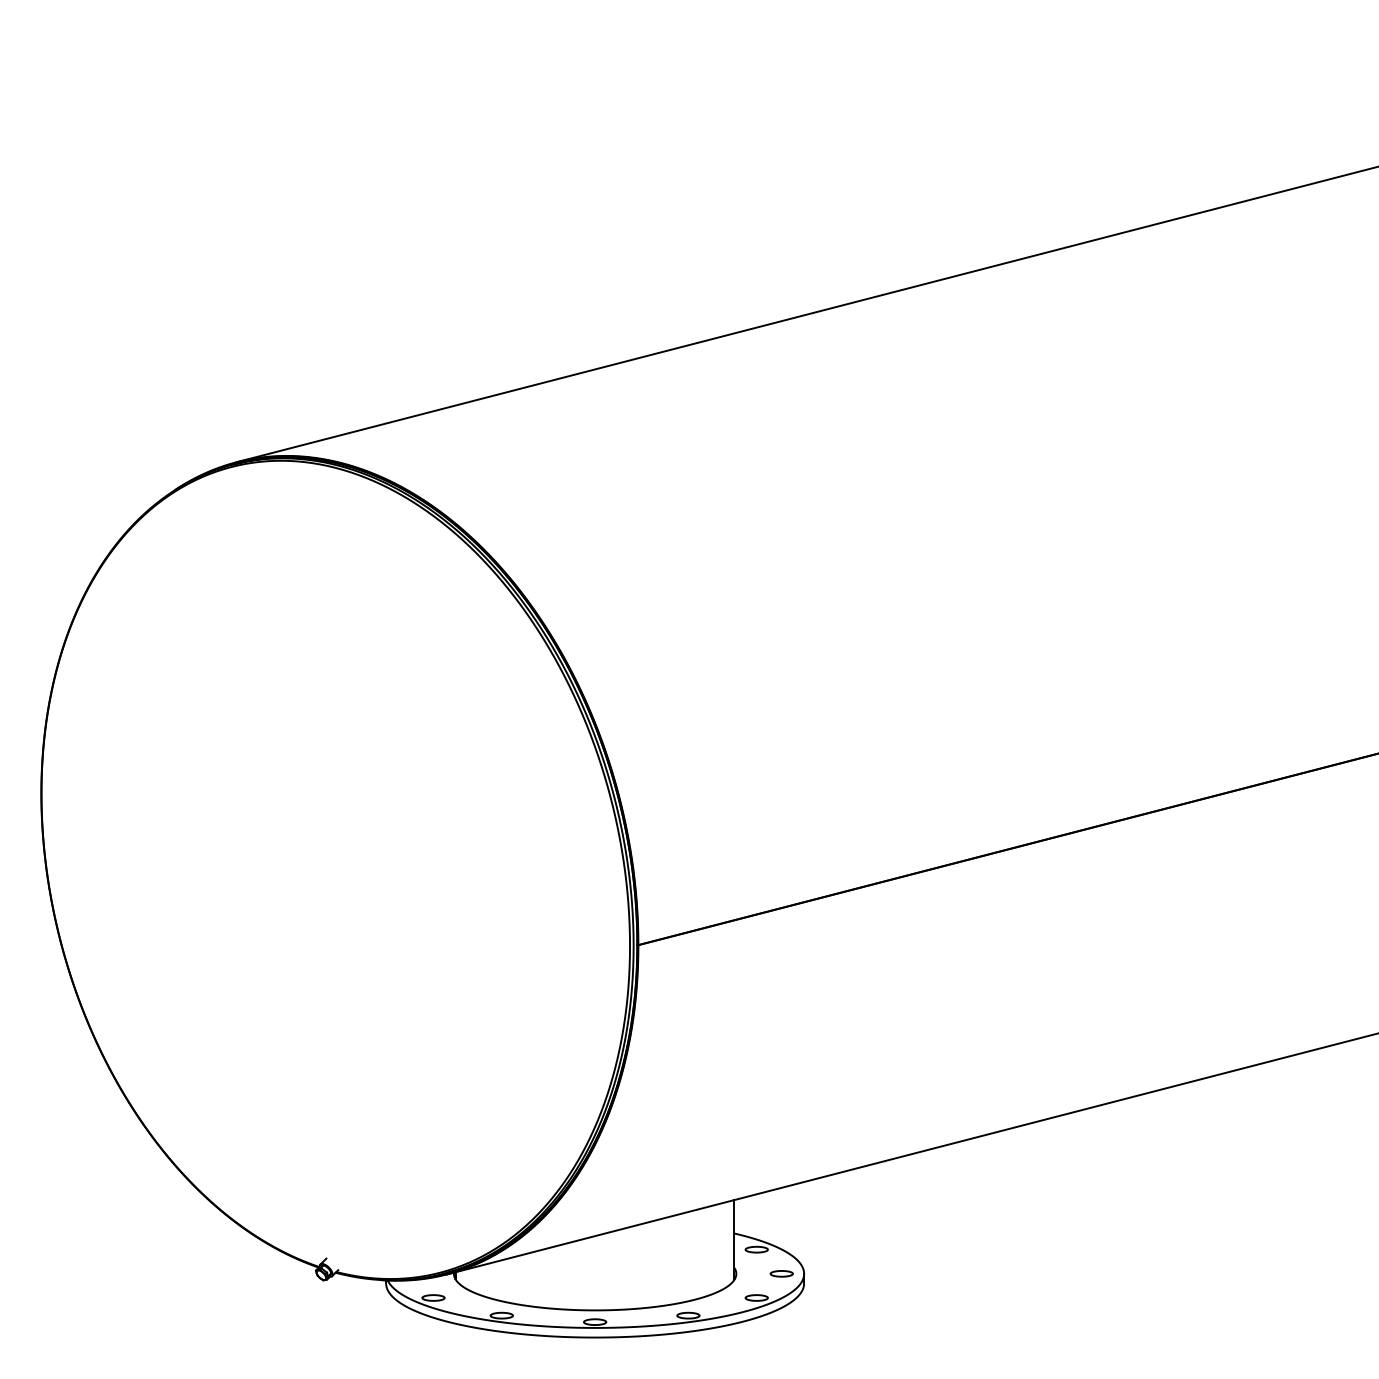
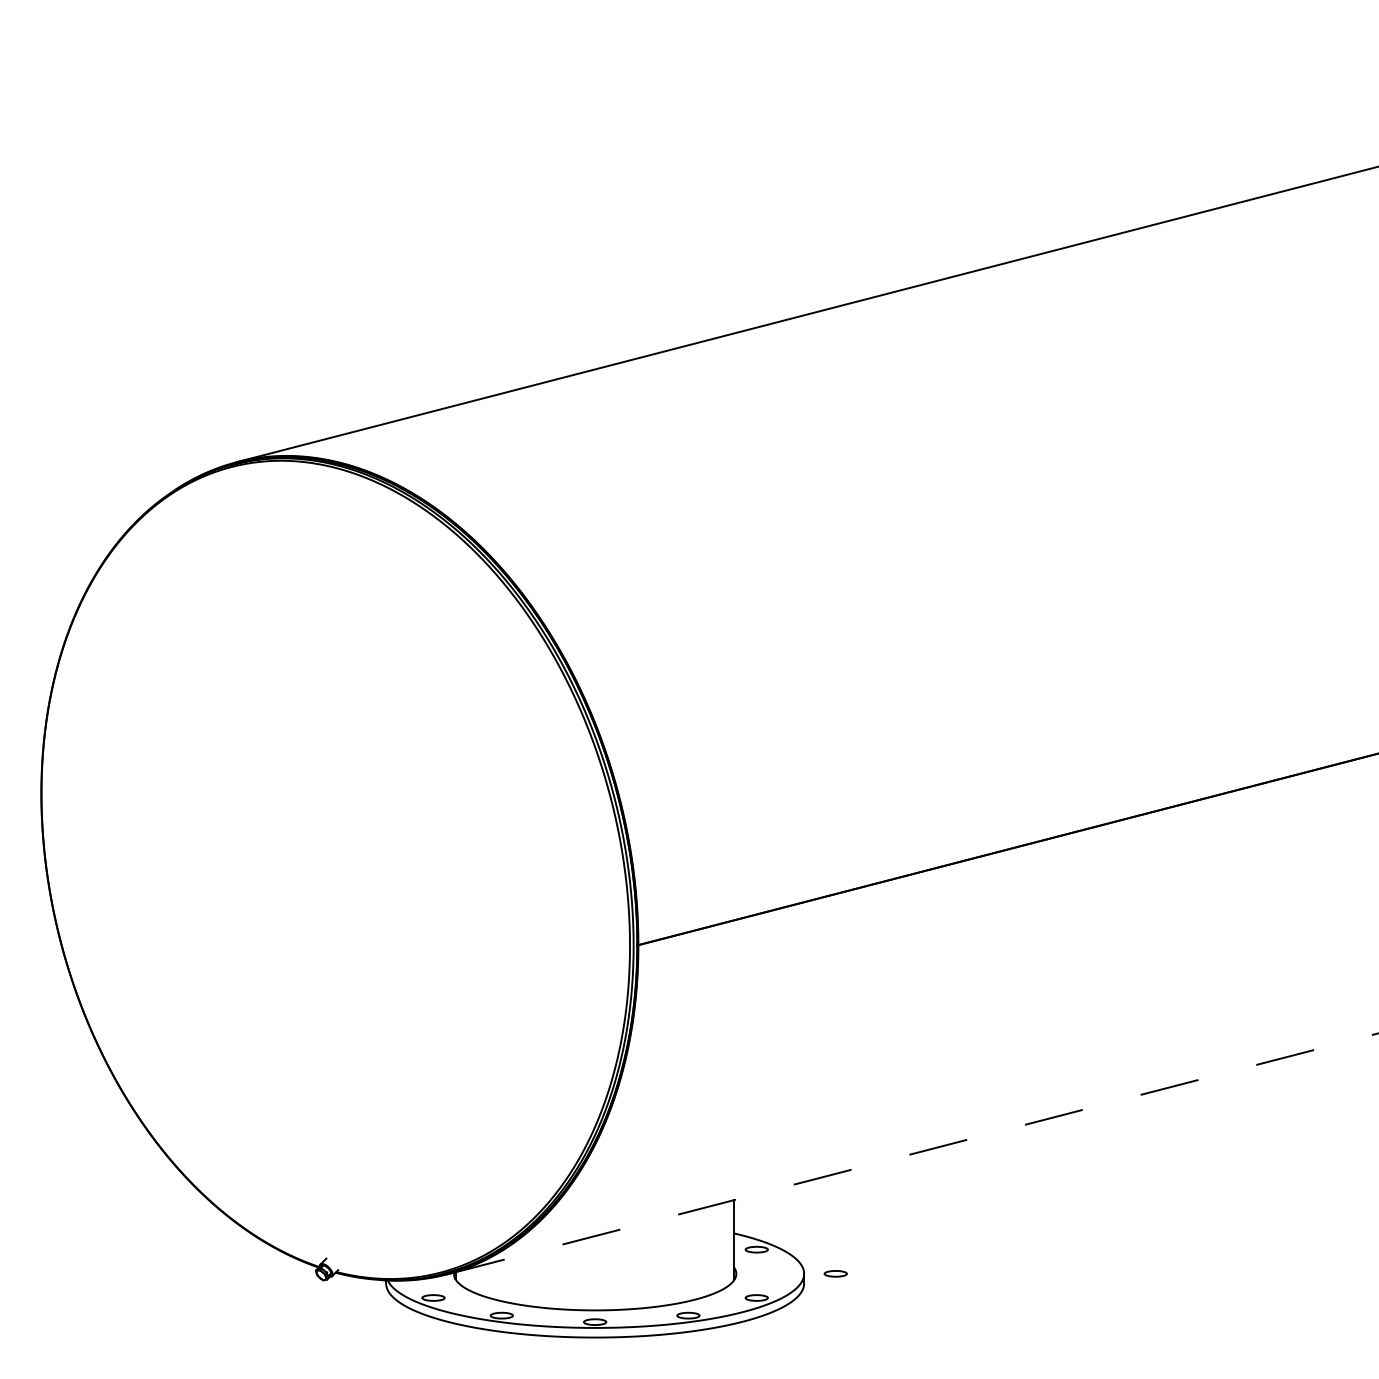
line: solid -> dashed (913, 1153)
part position: (781, 1273) -> (835, 1273) (835, 1273)
